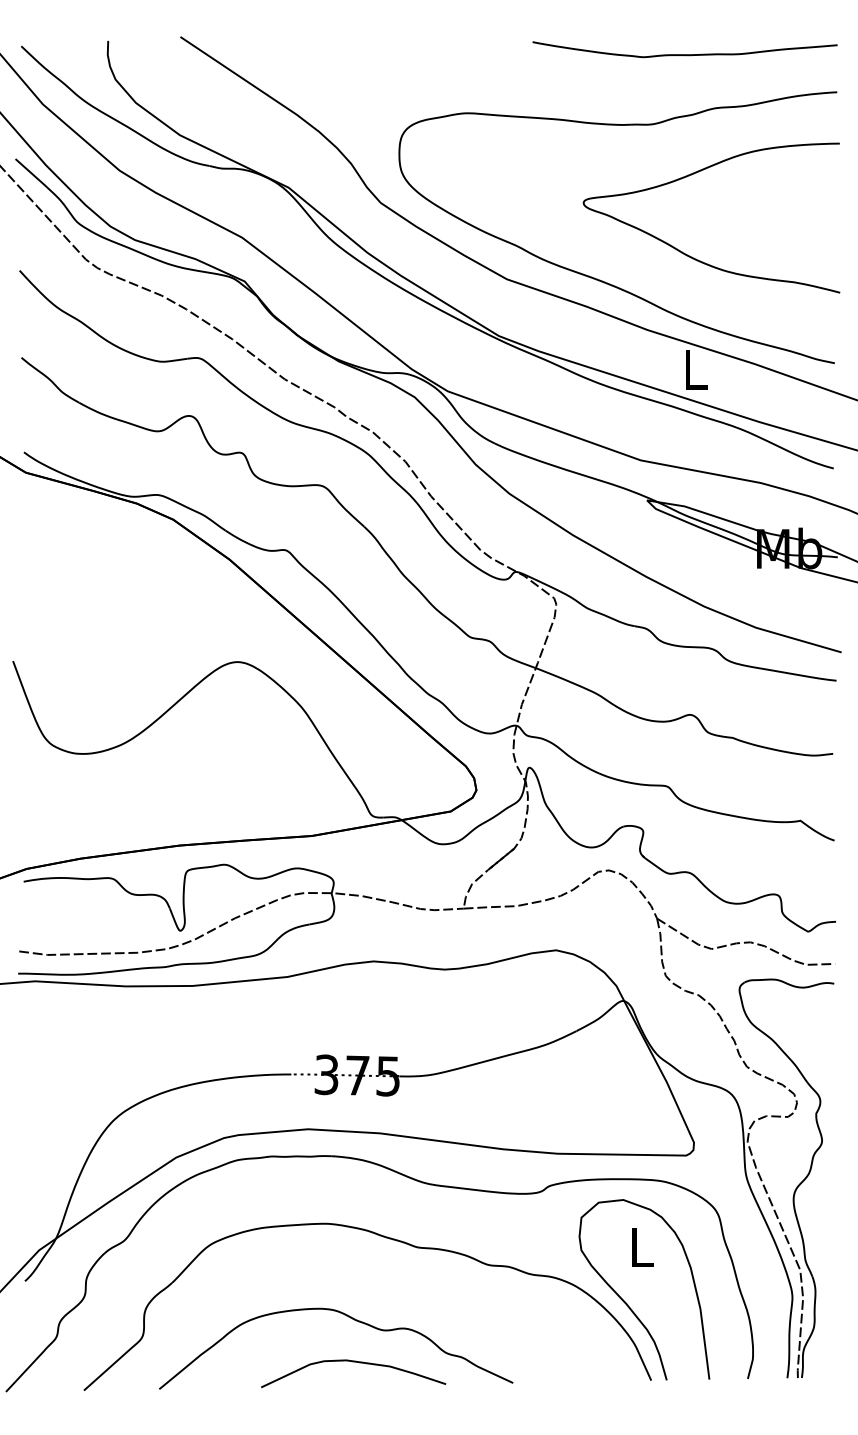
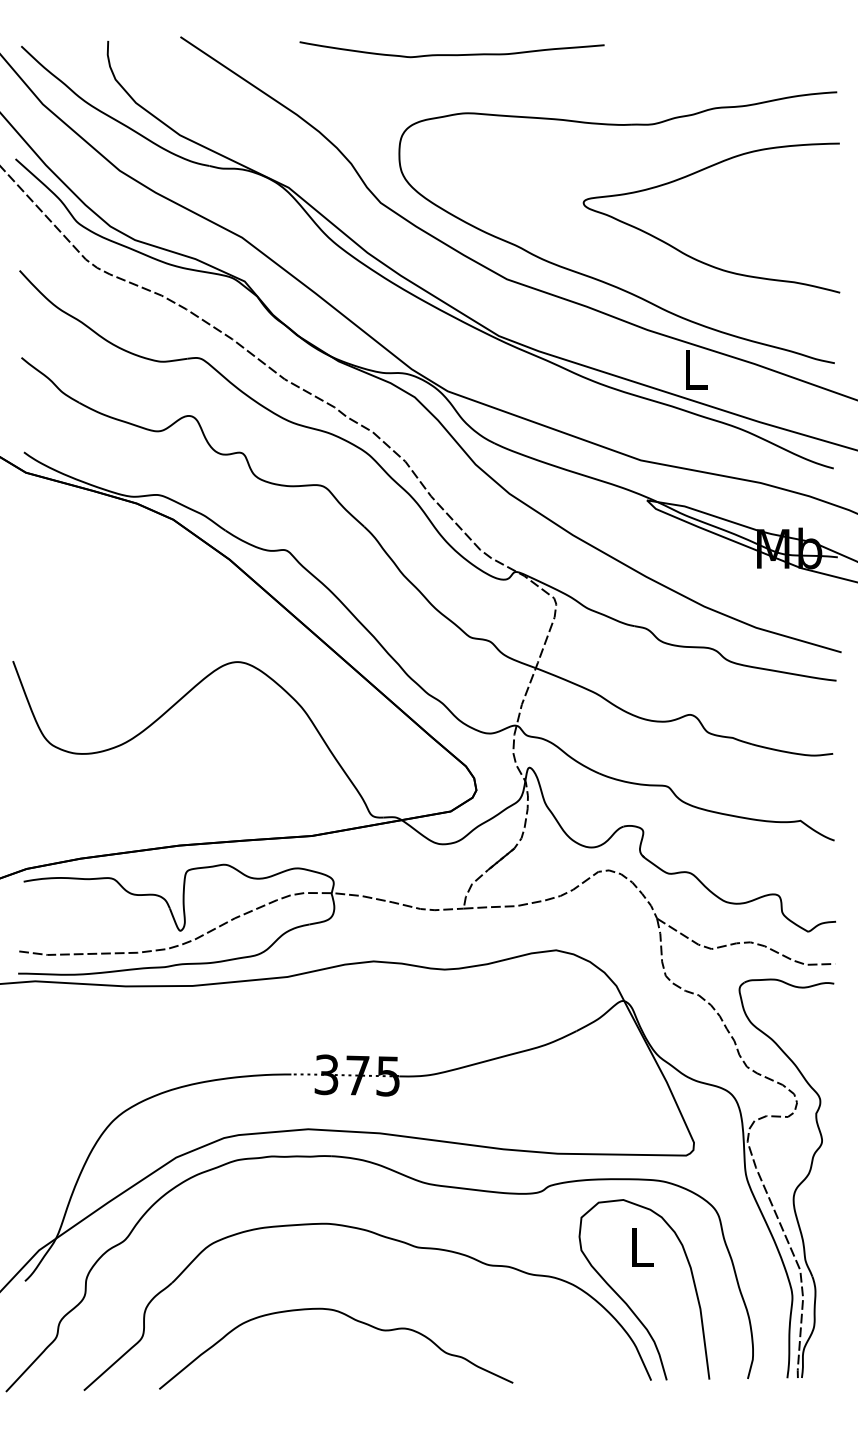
curve position: (684, 54) -> (451, 54) (451, 54)
curve: present -> none (353, 1362)
